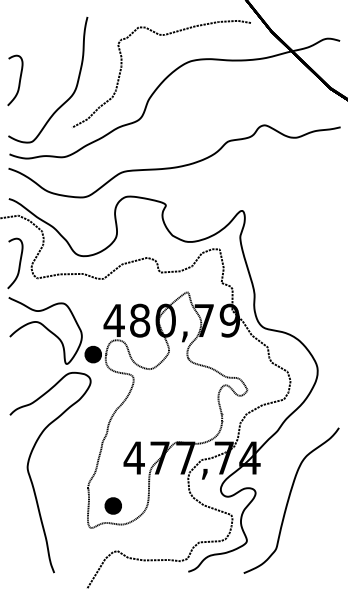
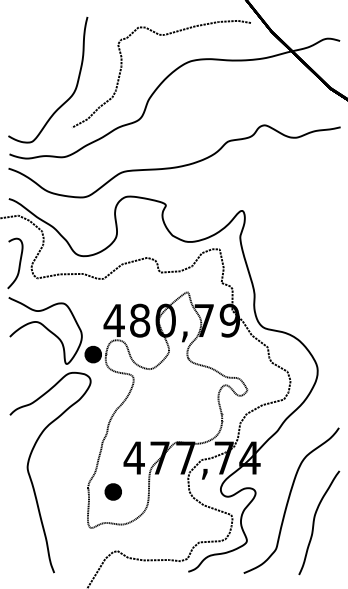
curve: present -> none (18, 82)
part position: (112, 505) -> (112, 491) (112, 491)
curve: none -> present (314, 522)
